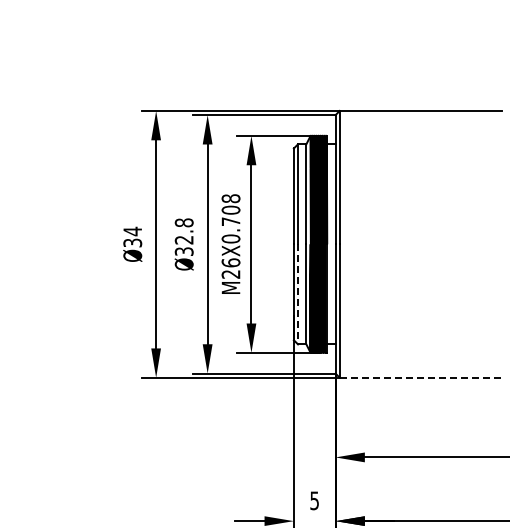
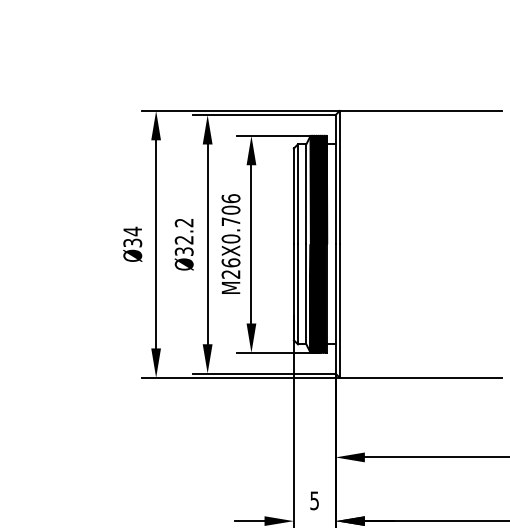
text: M26X0.708 -> M26X0.706 (230, 198)
text: Ø32.8 -> Ø32.2 (183, 222)
line: dashed -> solid (298, 294)
line: dashed -> solid (421, 377)
